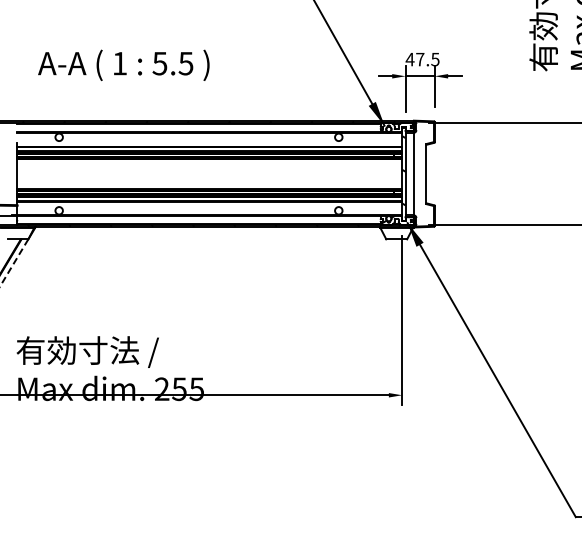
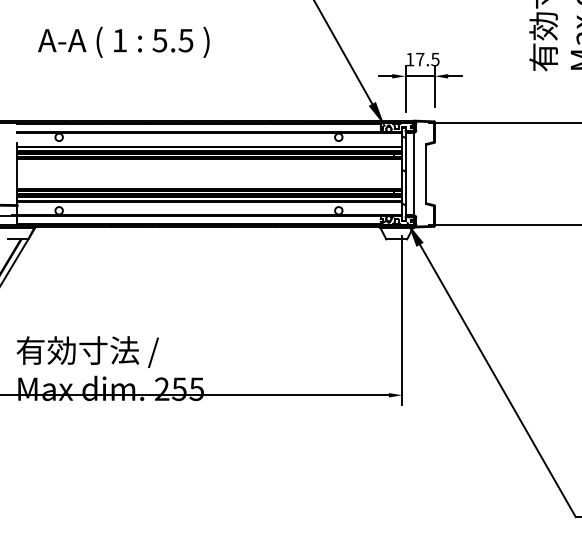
text: 47.5 -> 17.5 (409, 59)
text position: (123, 64) -> (123, 41) (123, 41)
line: dashed -> solid (13, 263)
